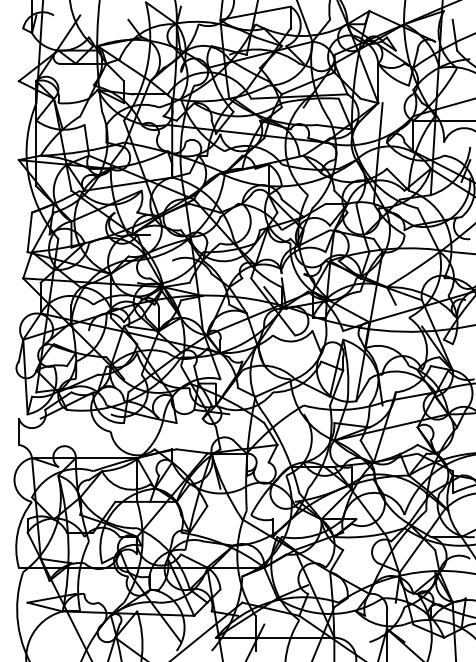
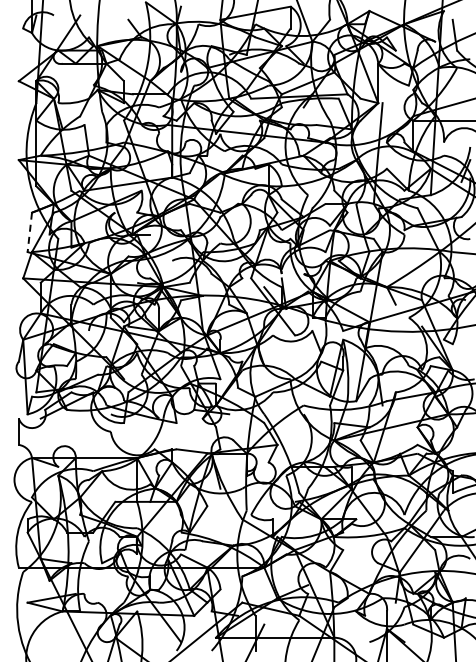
line: solid -> dashed (29, 232)
